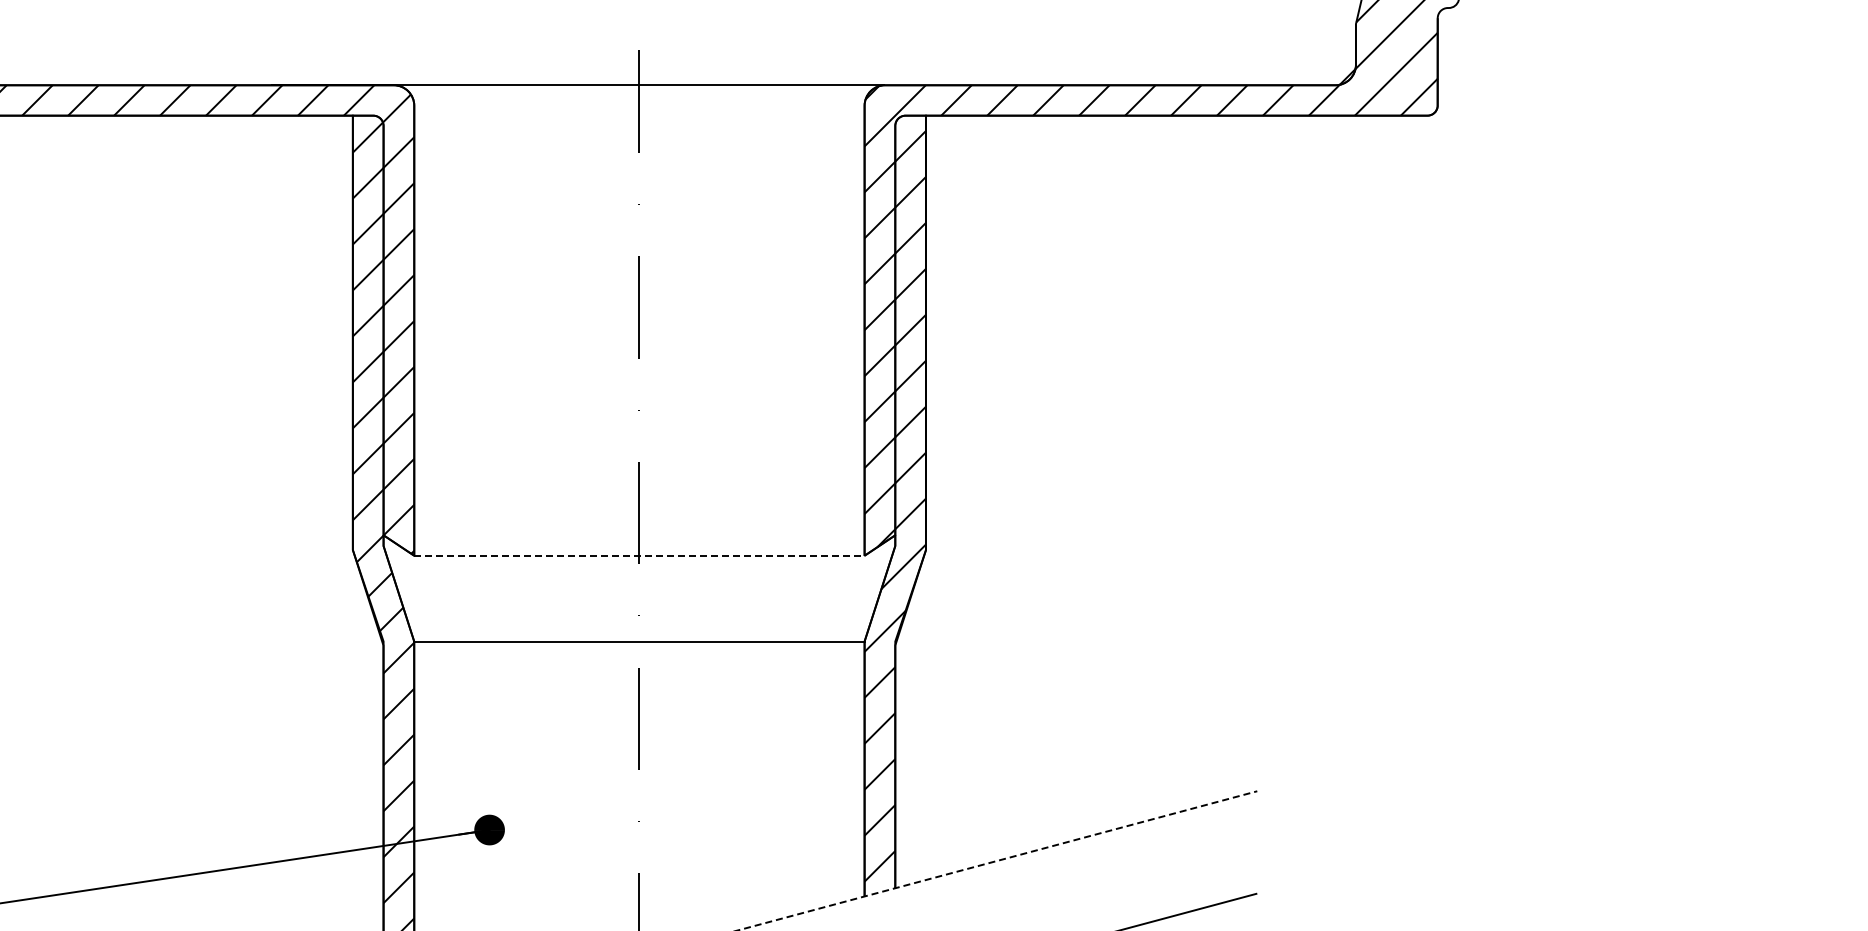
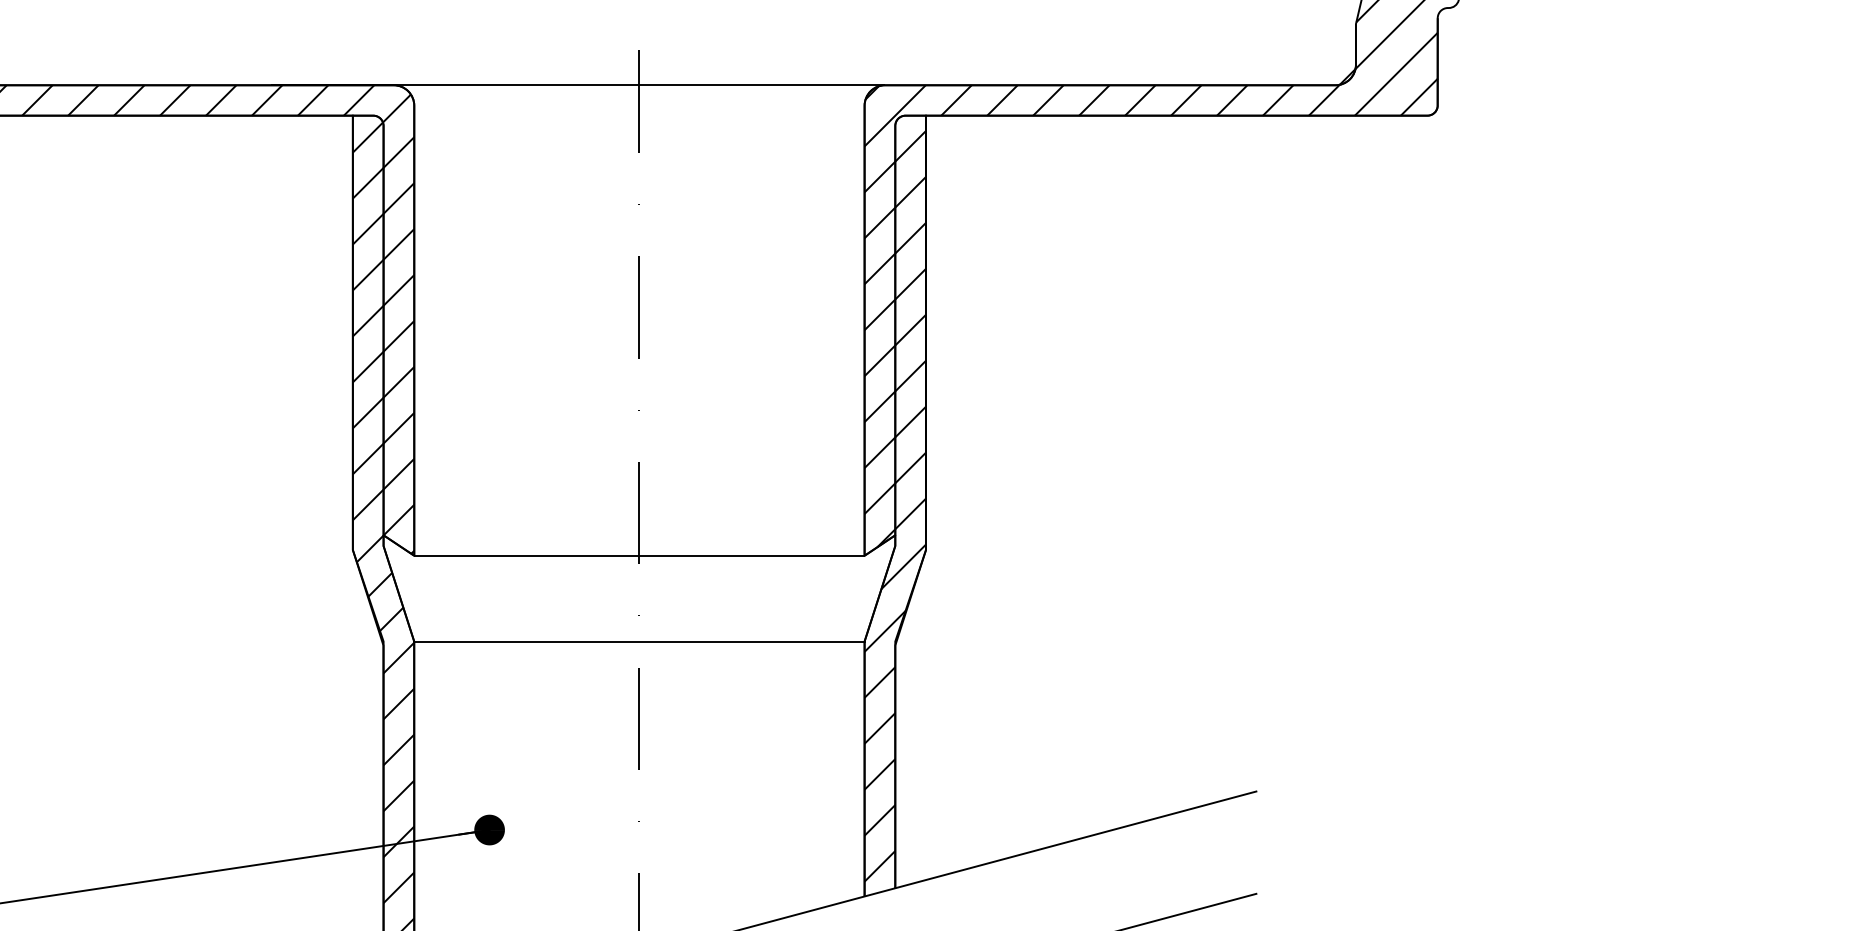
line: dashed -> solid (639, 555)
line: dashed -> solid (996, 861)
